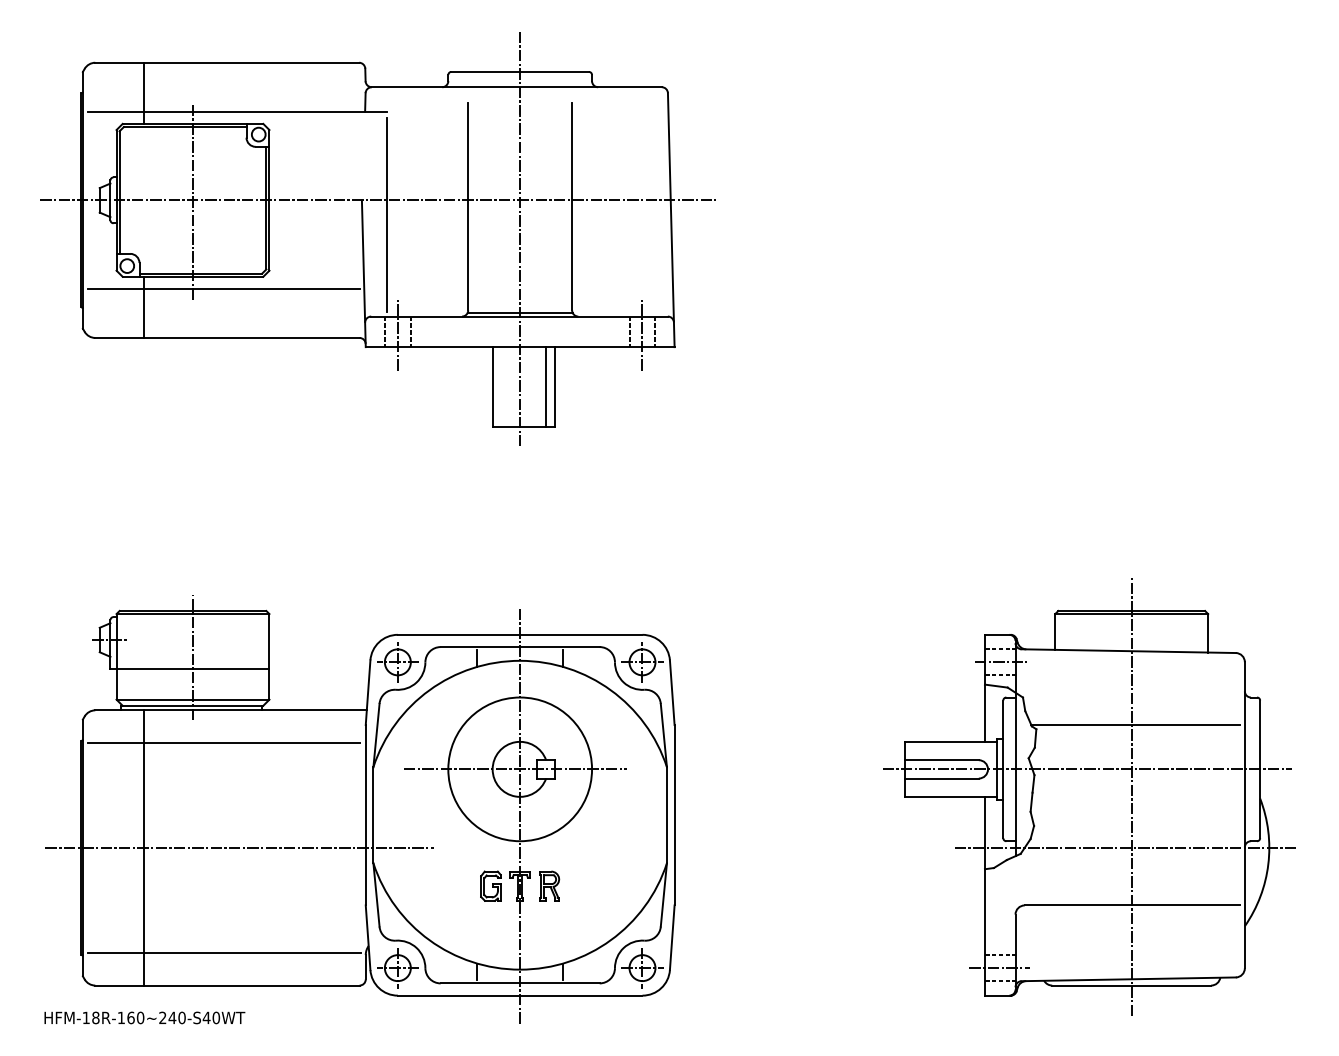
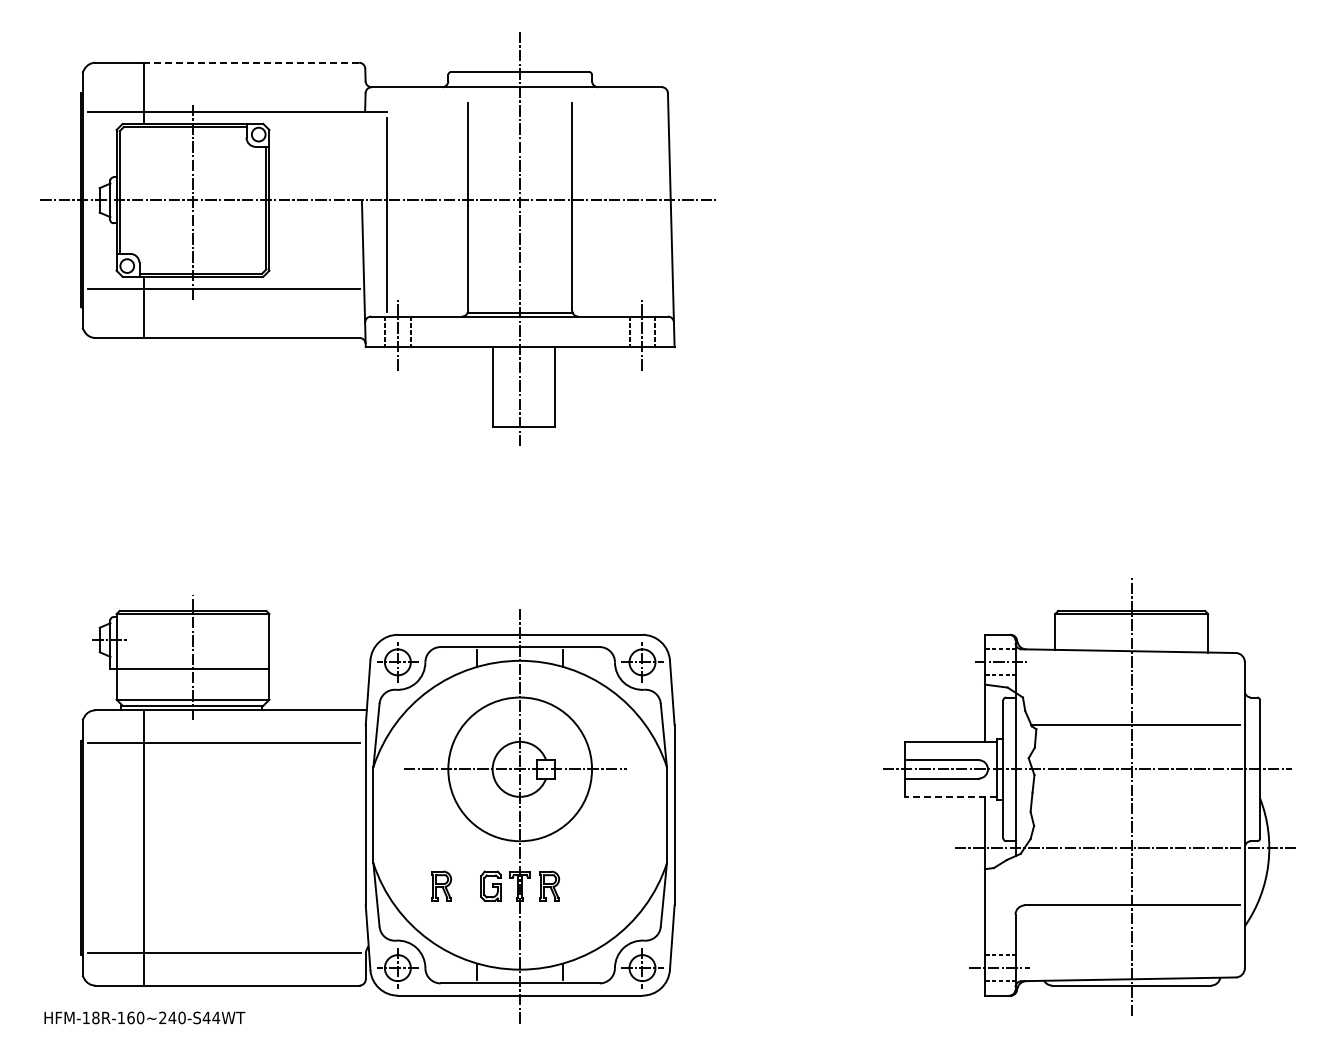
line: solid -> dashed (251, 62)
line: present -> none (546, 386)
line: solid -> dashed (951, 796)
line: present -> none (239, 847)
part: none -> present (441, 885)
text: HFM-18R-160~240-S40WT -> HFM-18R-160~240-S44WT (216, 1017)
